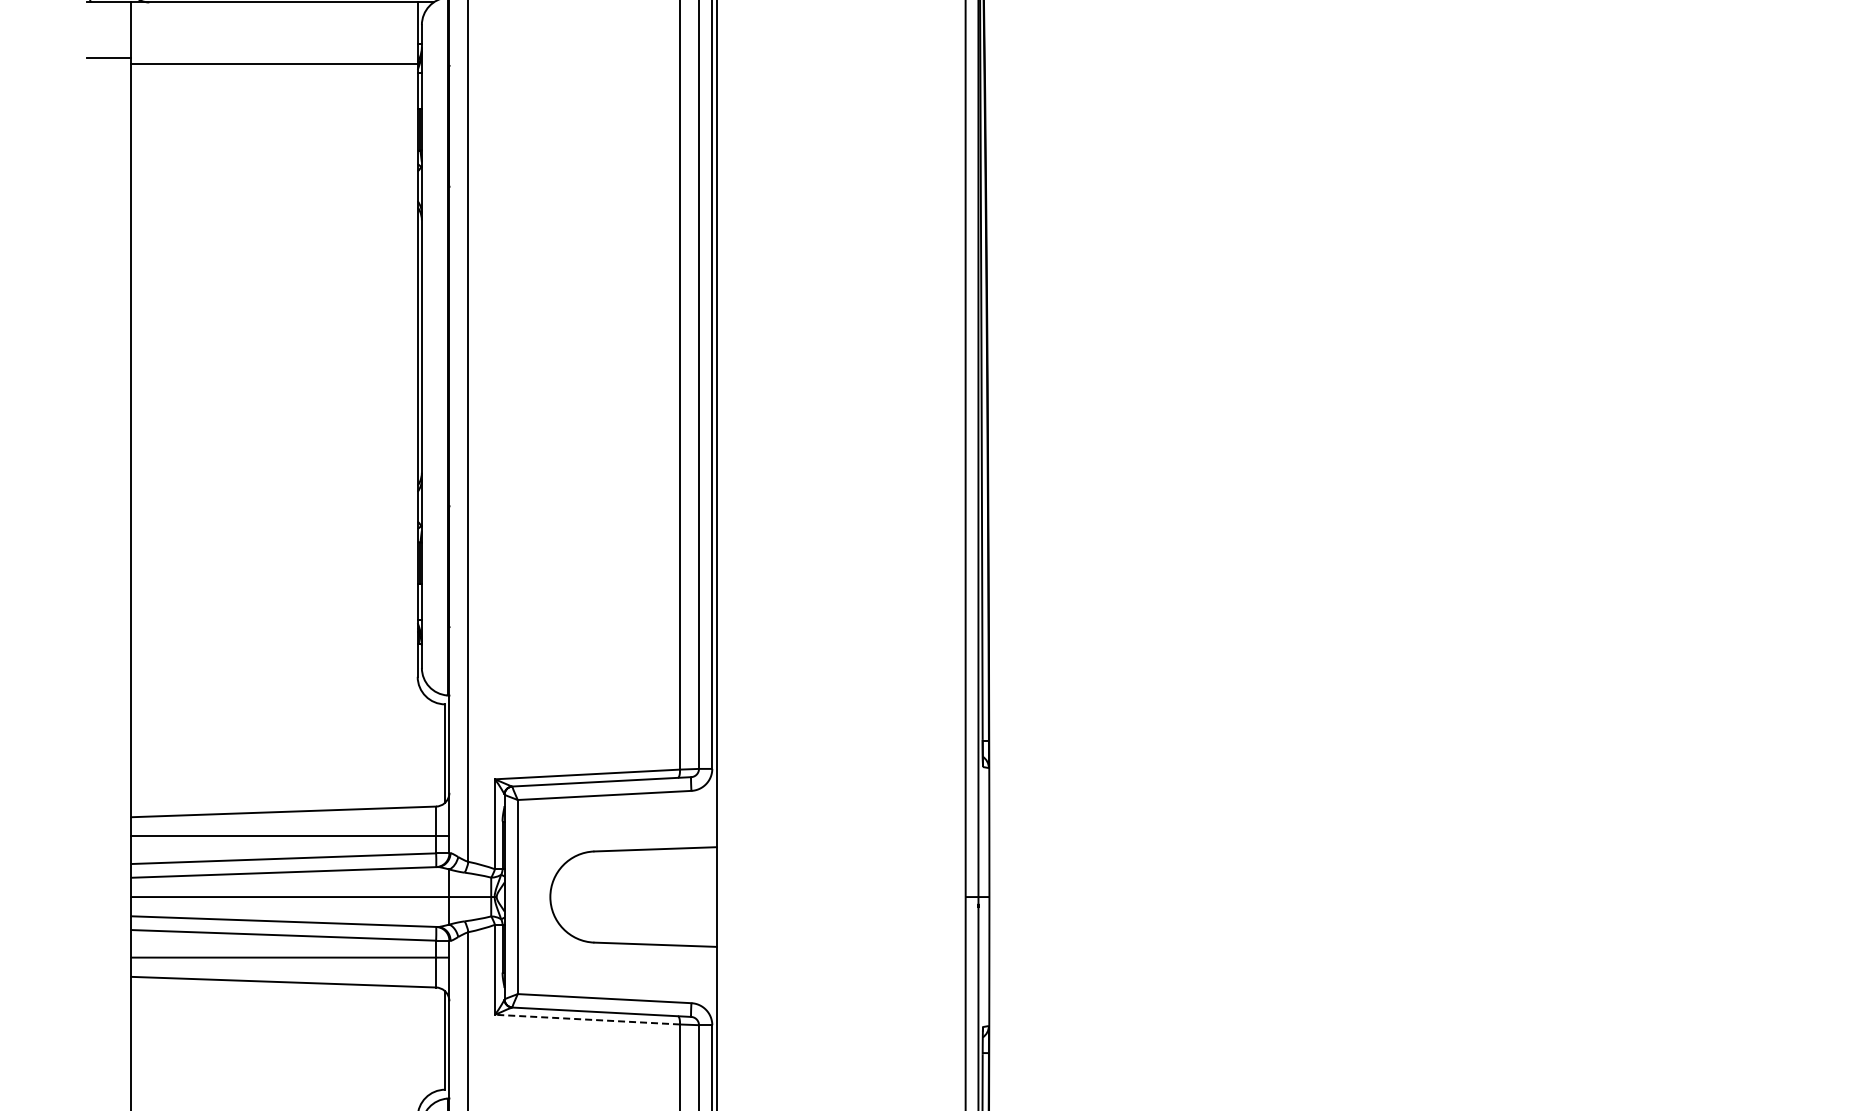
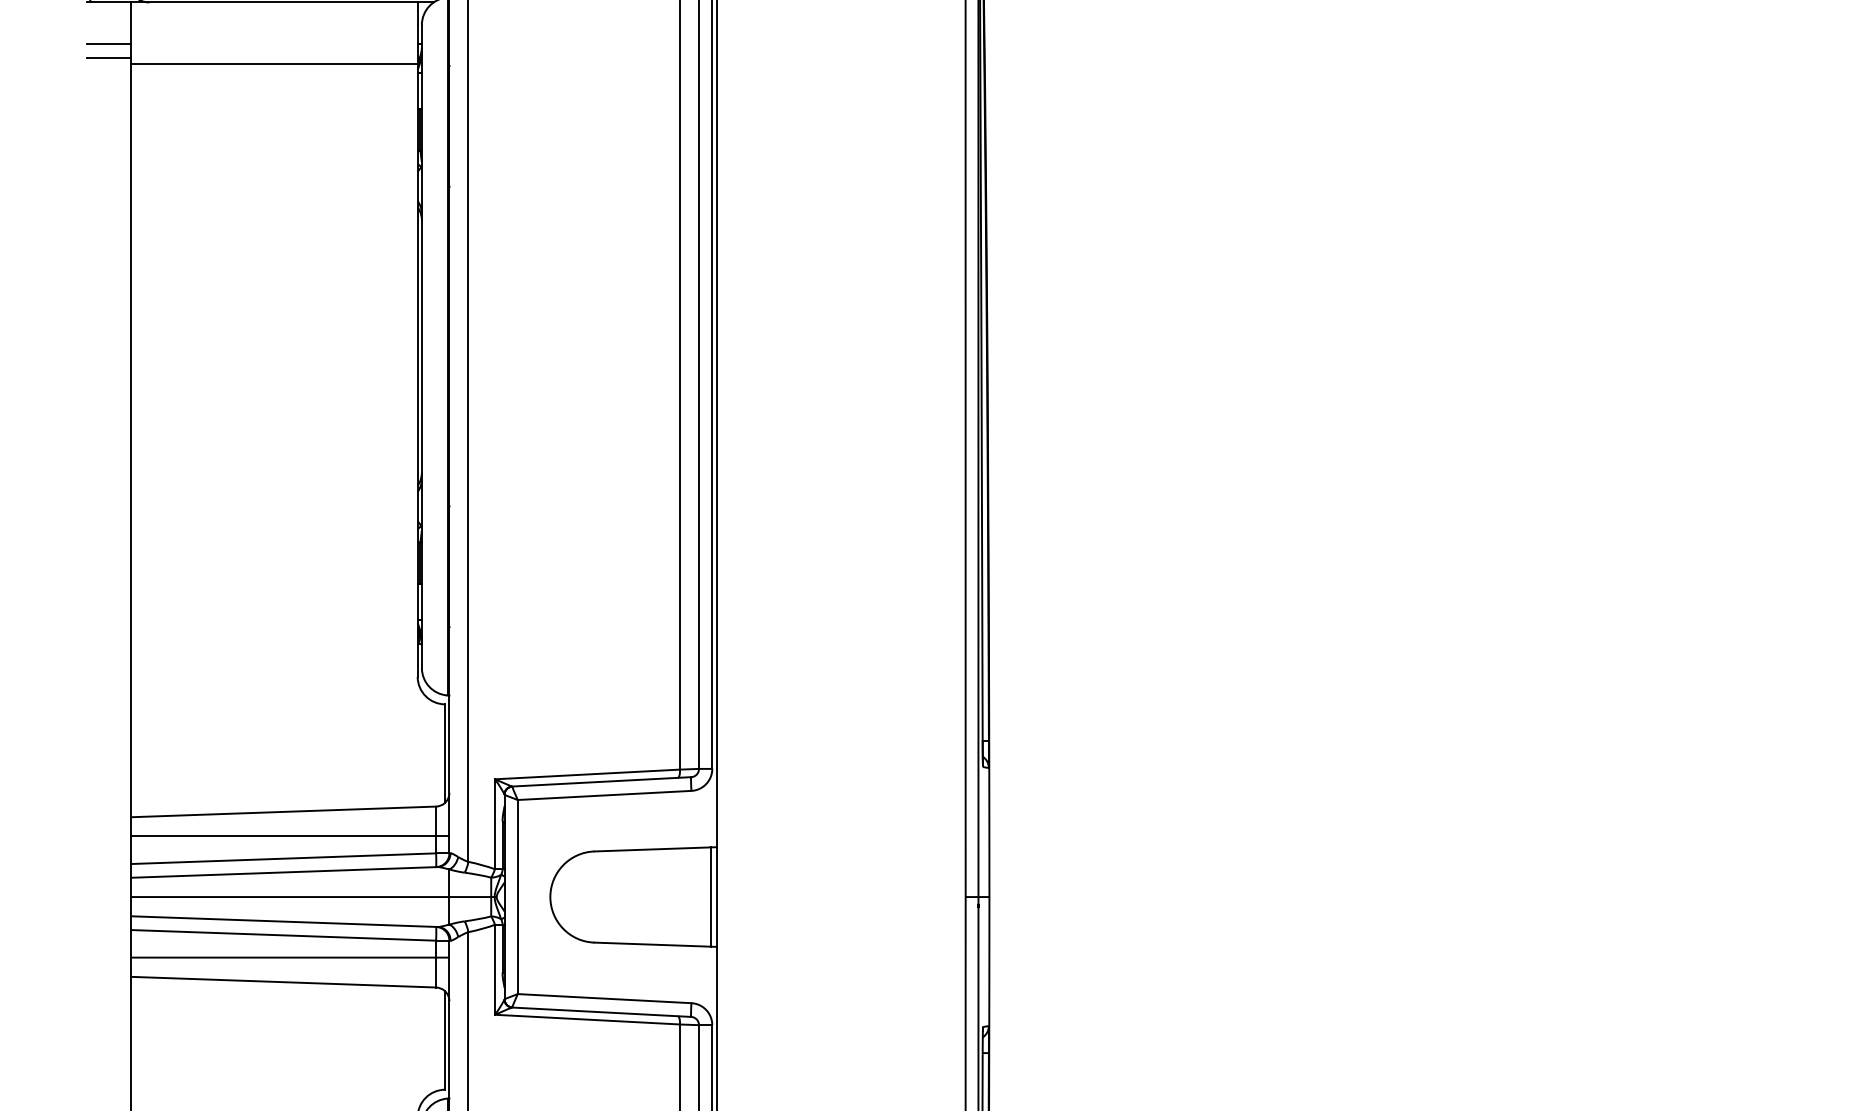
line: none -> present (109, 43)
line: none -> present (711, 896)
line: dashed -> solid (587, 1019)
